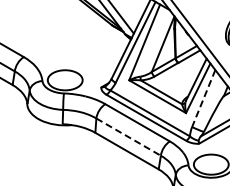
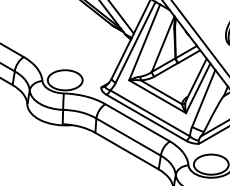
line: dashed -> solid (203, 98)
line: dashed -> solid (129, 137)
